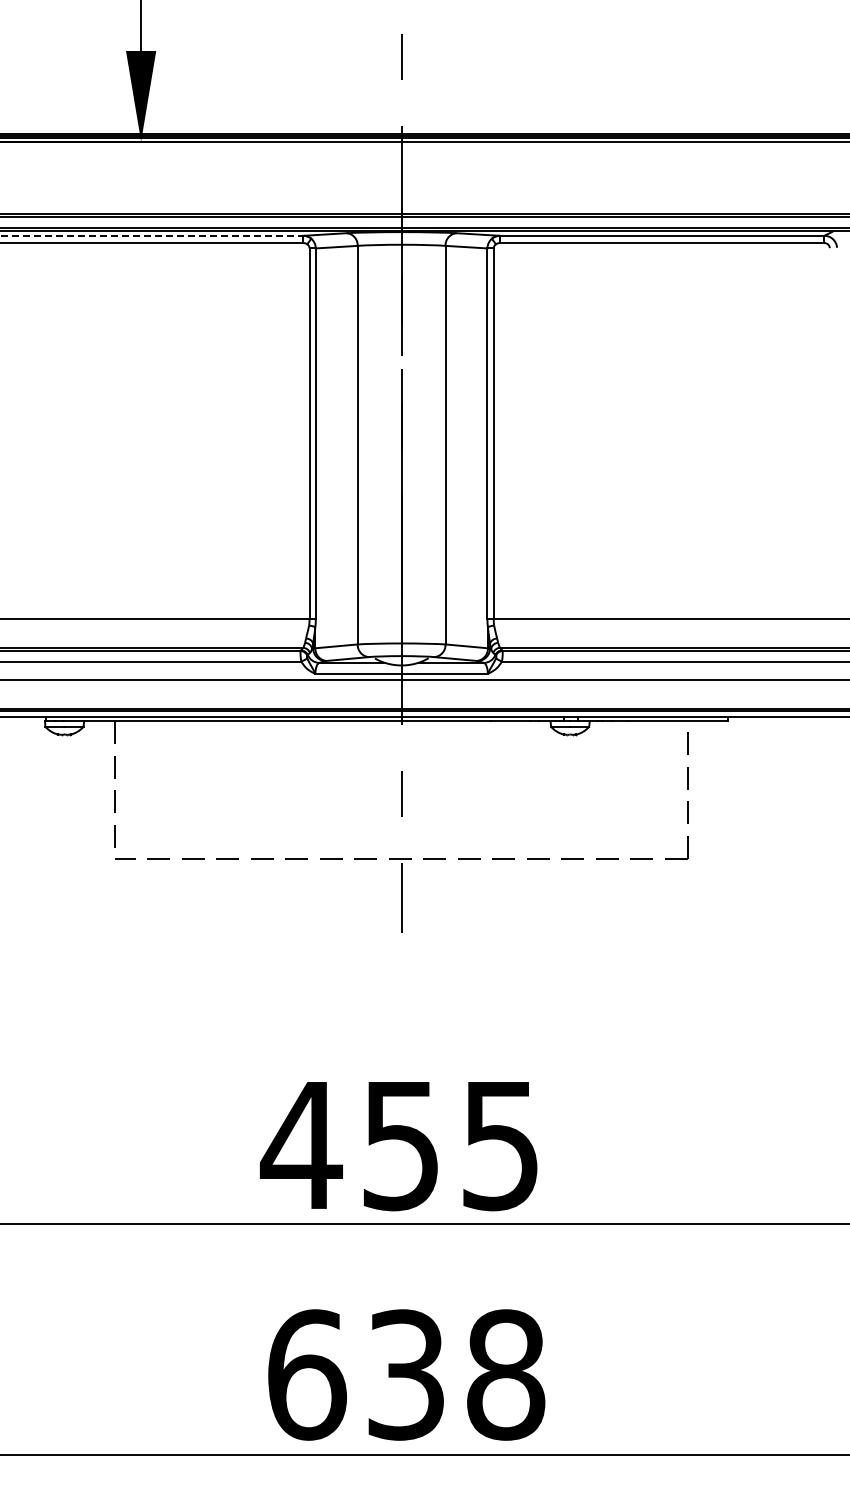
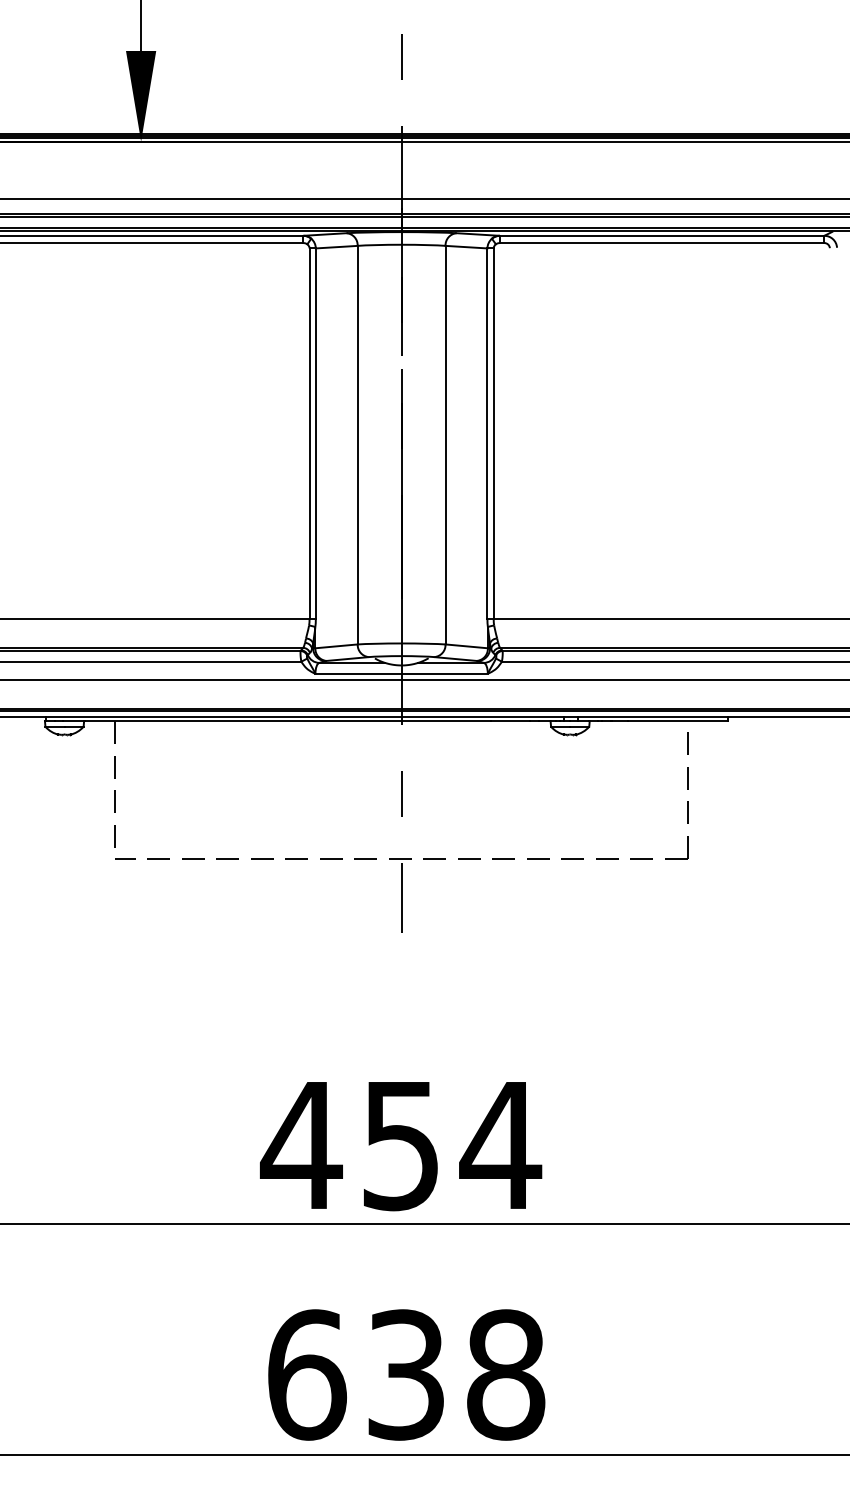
line: none -> present (424, 199)
line: dashed -> solid (152, 235)
text: 455 -> 454 (500, 1146)
